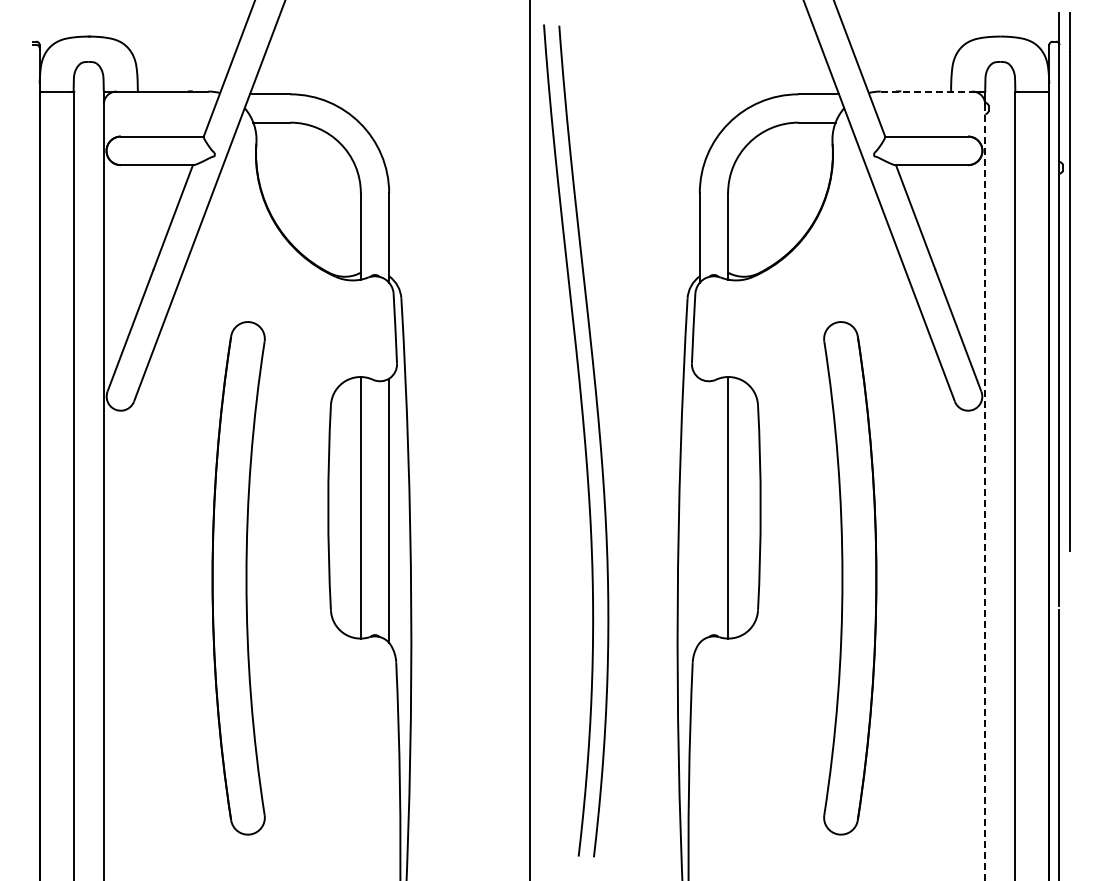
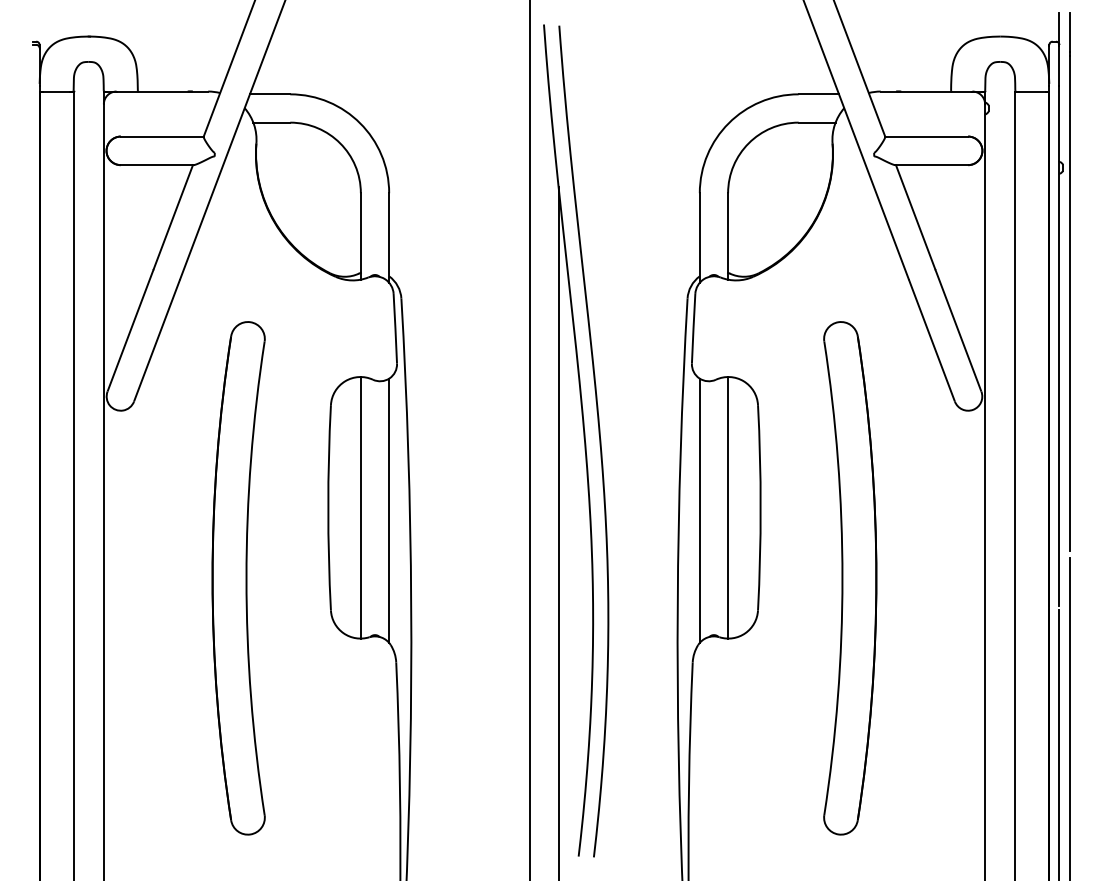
line: dashed -> solid (926, 91)
line: dashed -> solid (985, 493)
line: none -> present (699, 510)
line: none -> present (558, 531)
line: none -> present (1069, 717)
